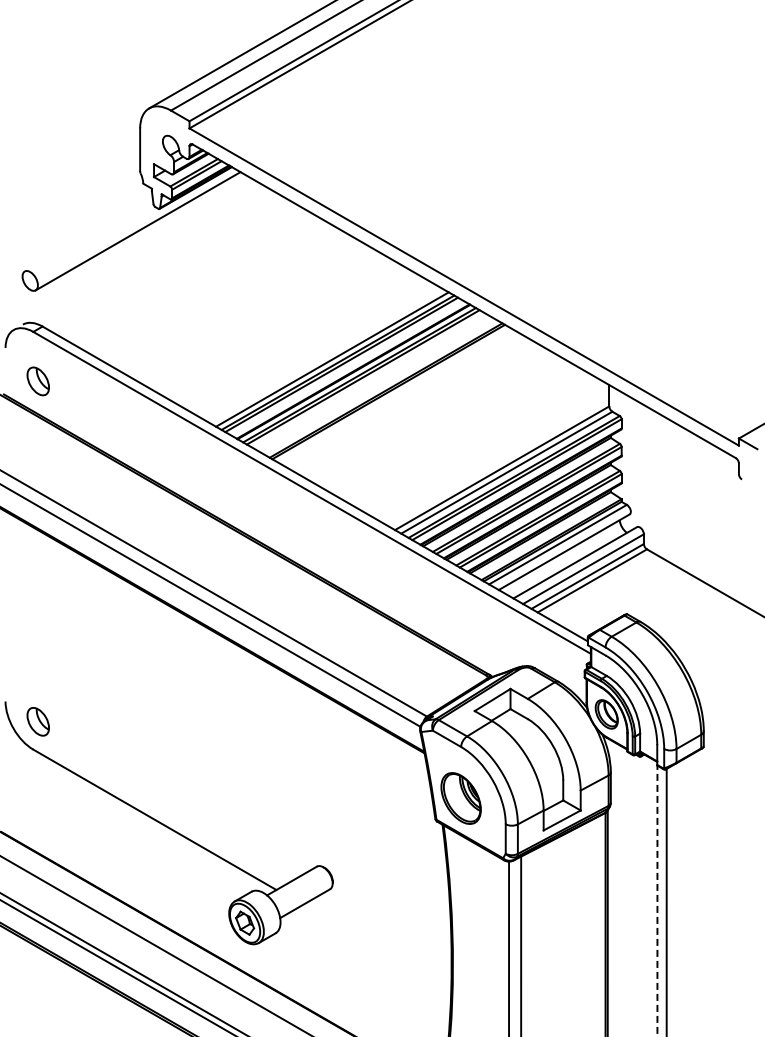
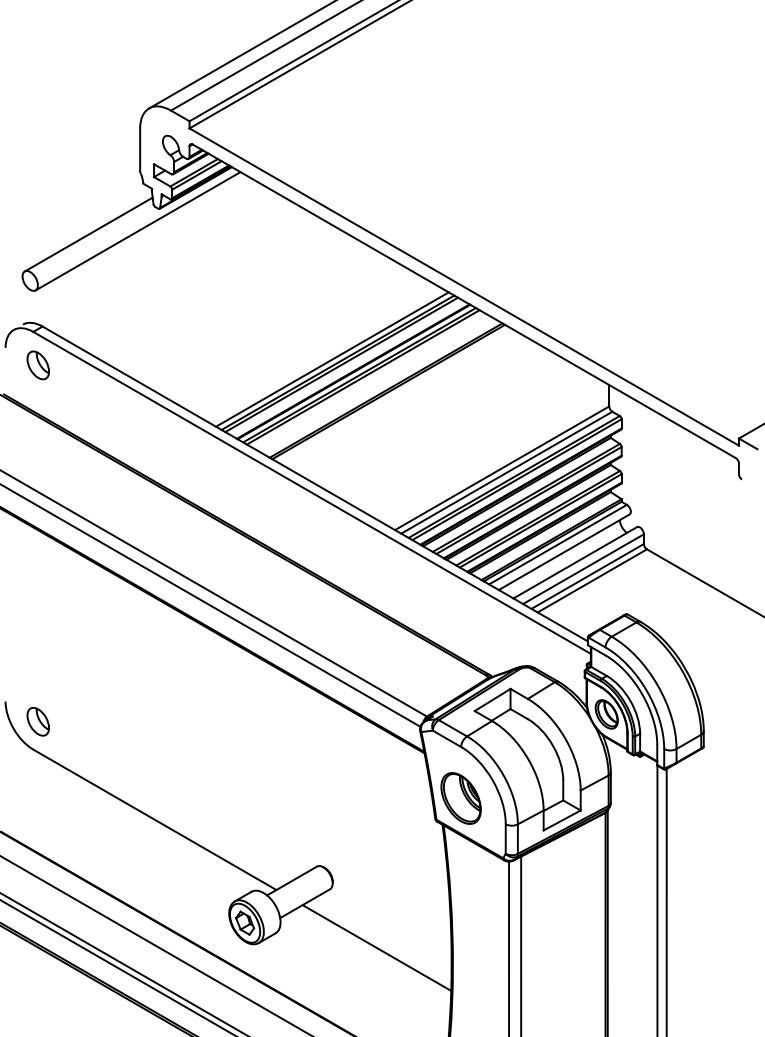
line: none -> present (88, 234)
part position: (37, 381) -> (37, 365) (37, 365)
line: dashed -> solid (657, 900)
line: none -> present (376, 947)
